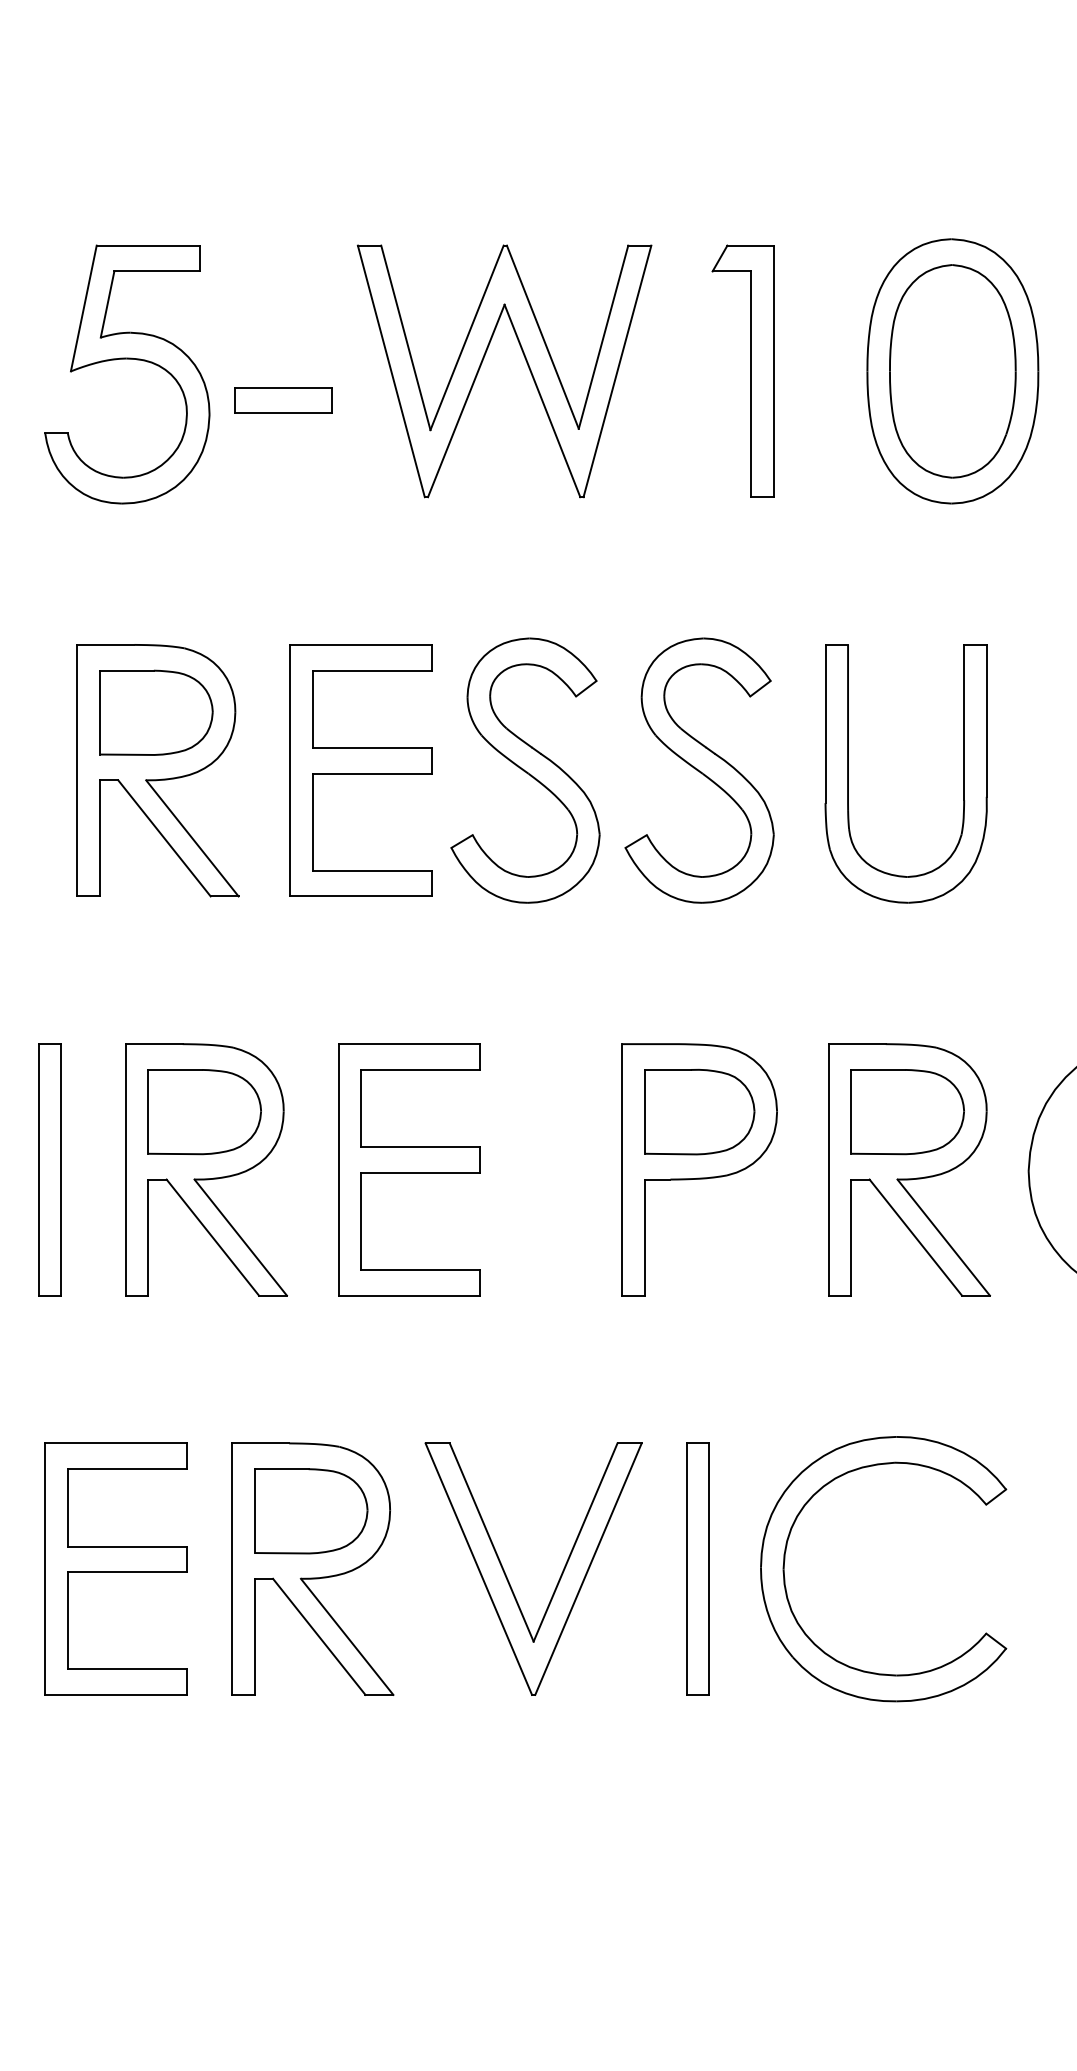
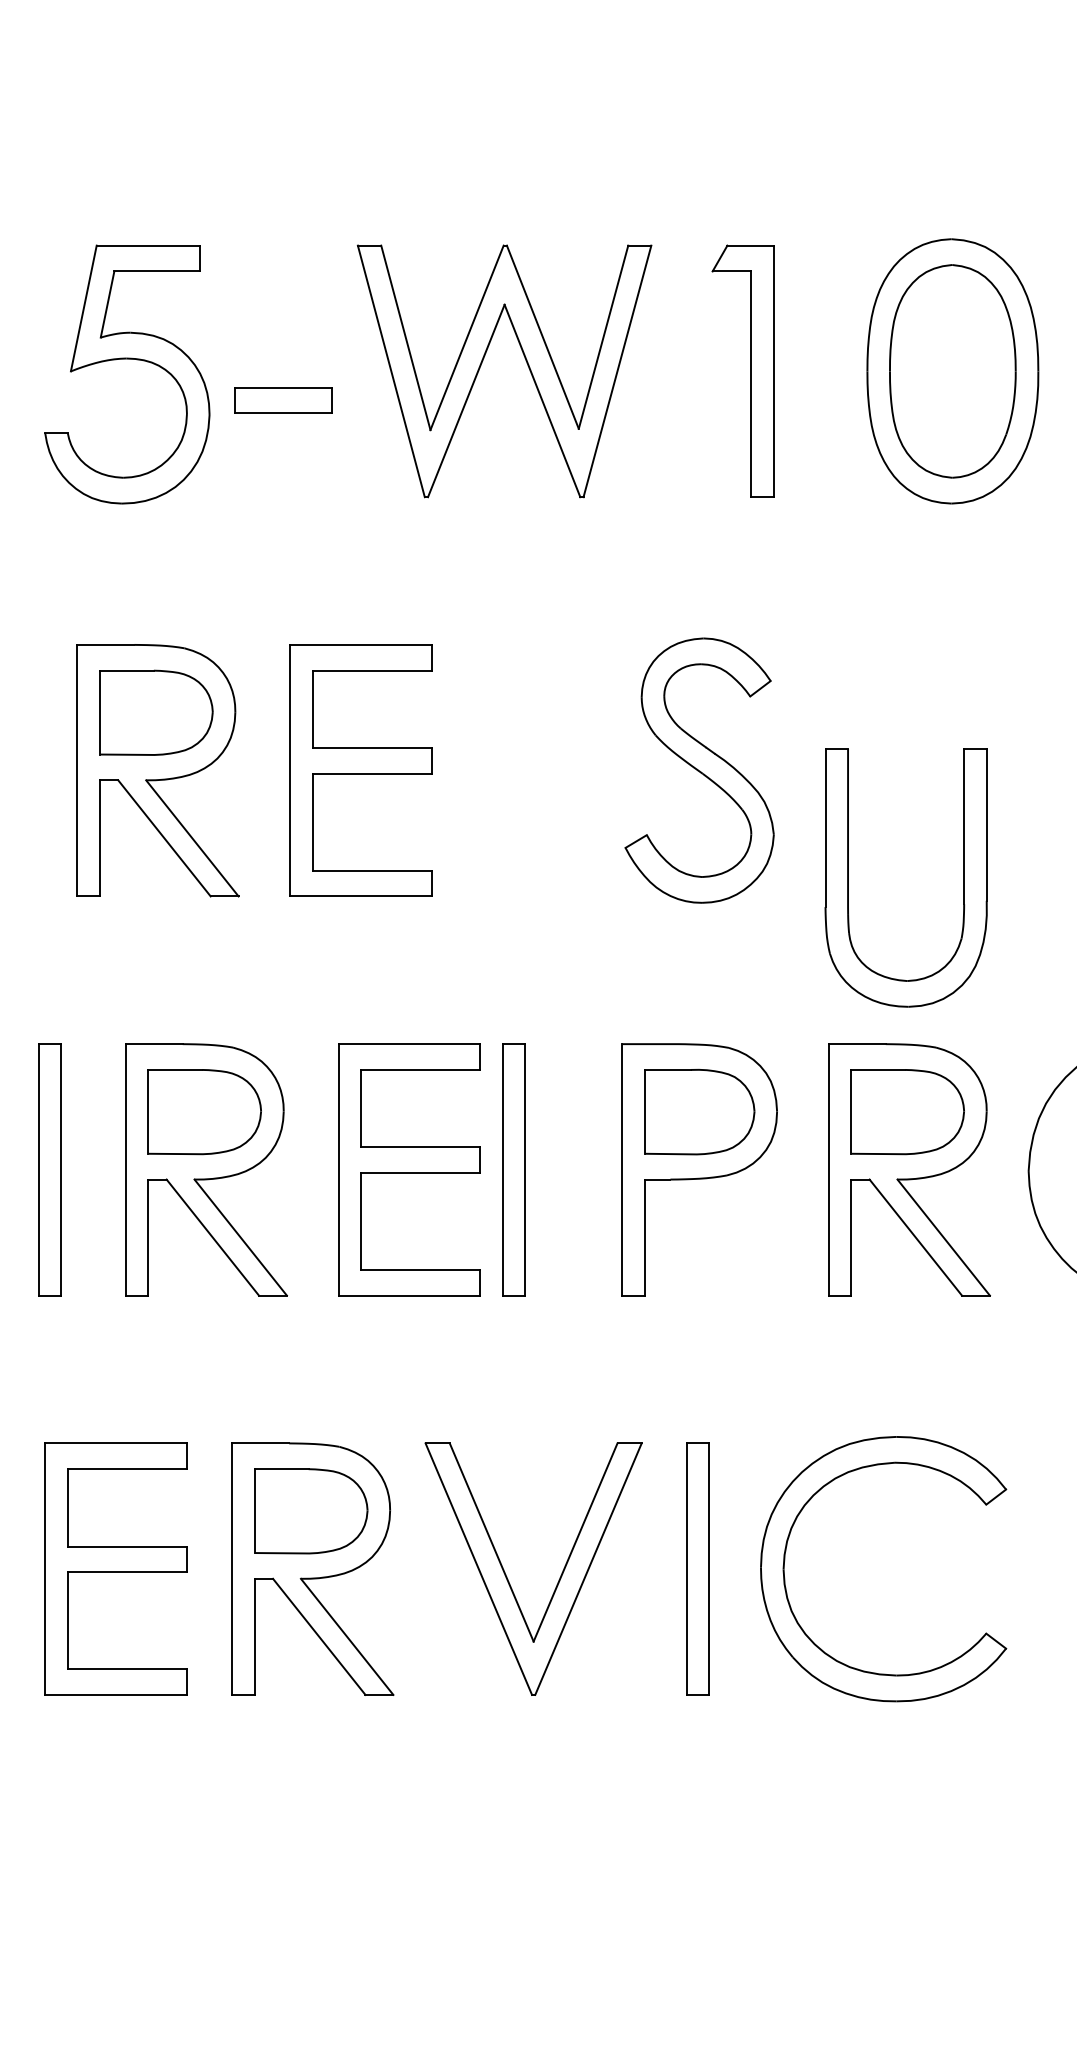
part: present -> none (525, 770)
part position: (848, 773) -> (848, 877) (848, 877)
part: none -> present (513, 1169)
